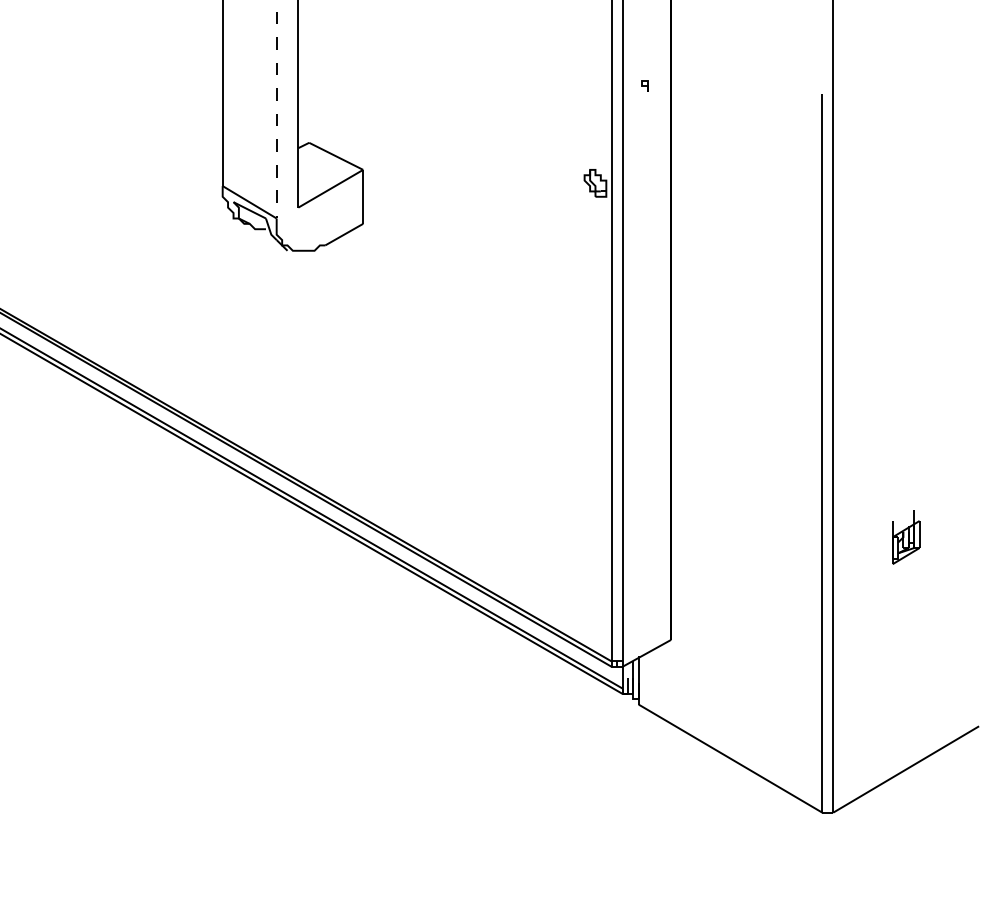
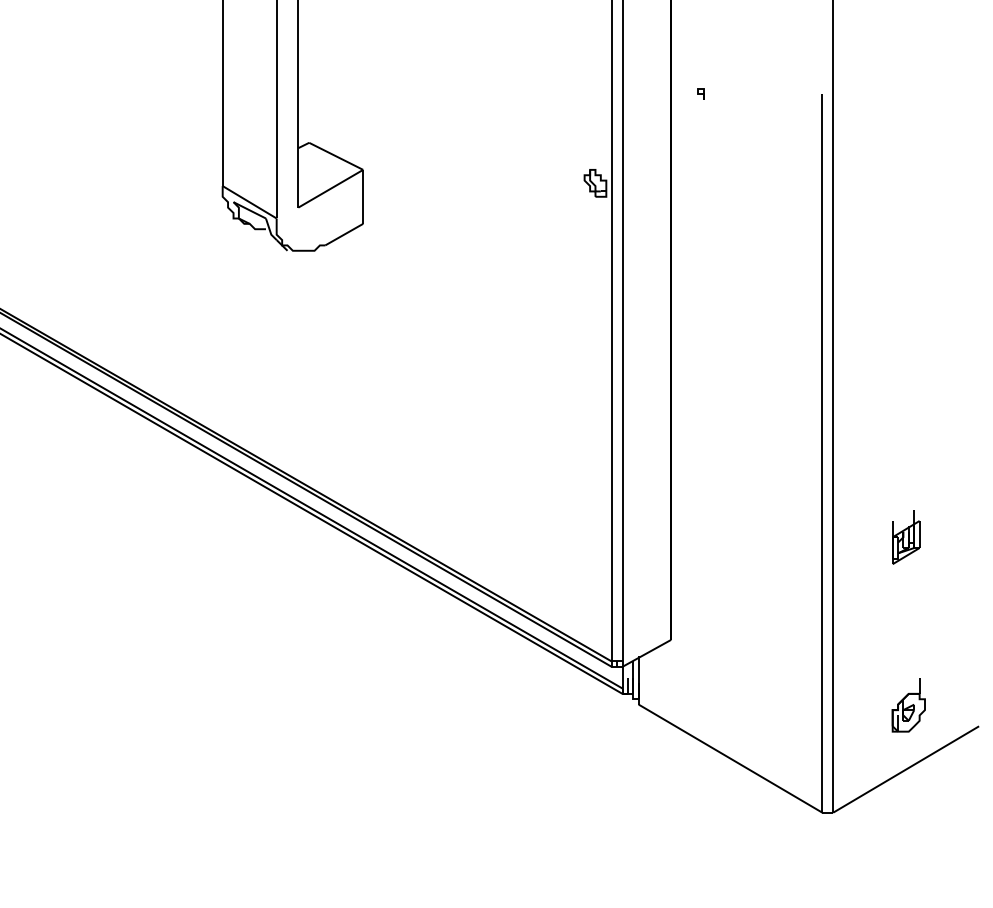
part position: (644, 85) -> (700, 93) (700, 93)
line: dashed -> solid (276, 109)
part: none -> present (908, 705)
